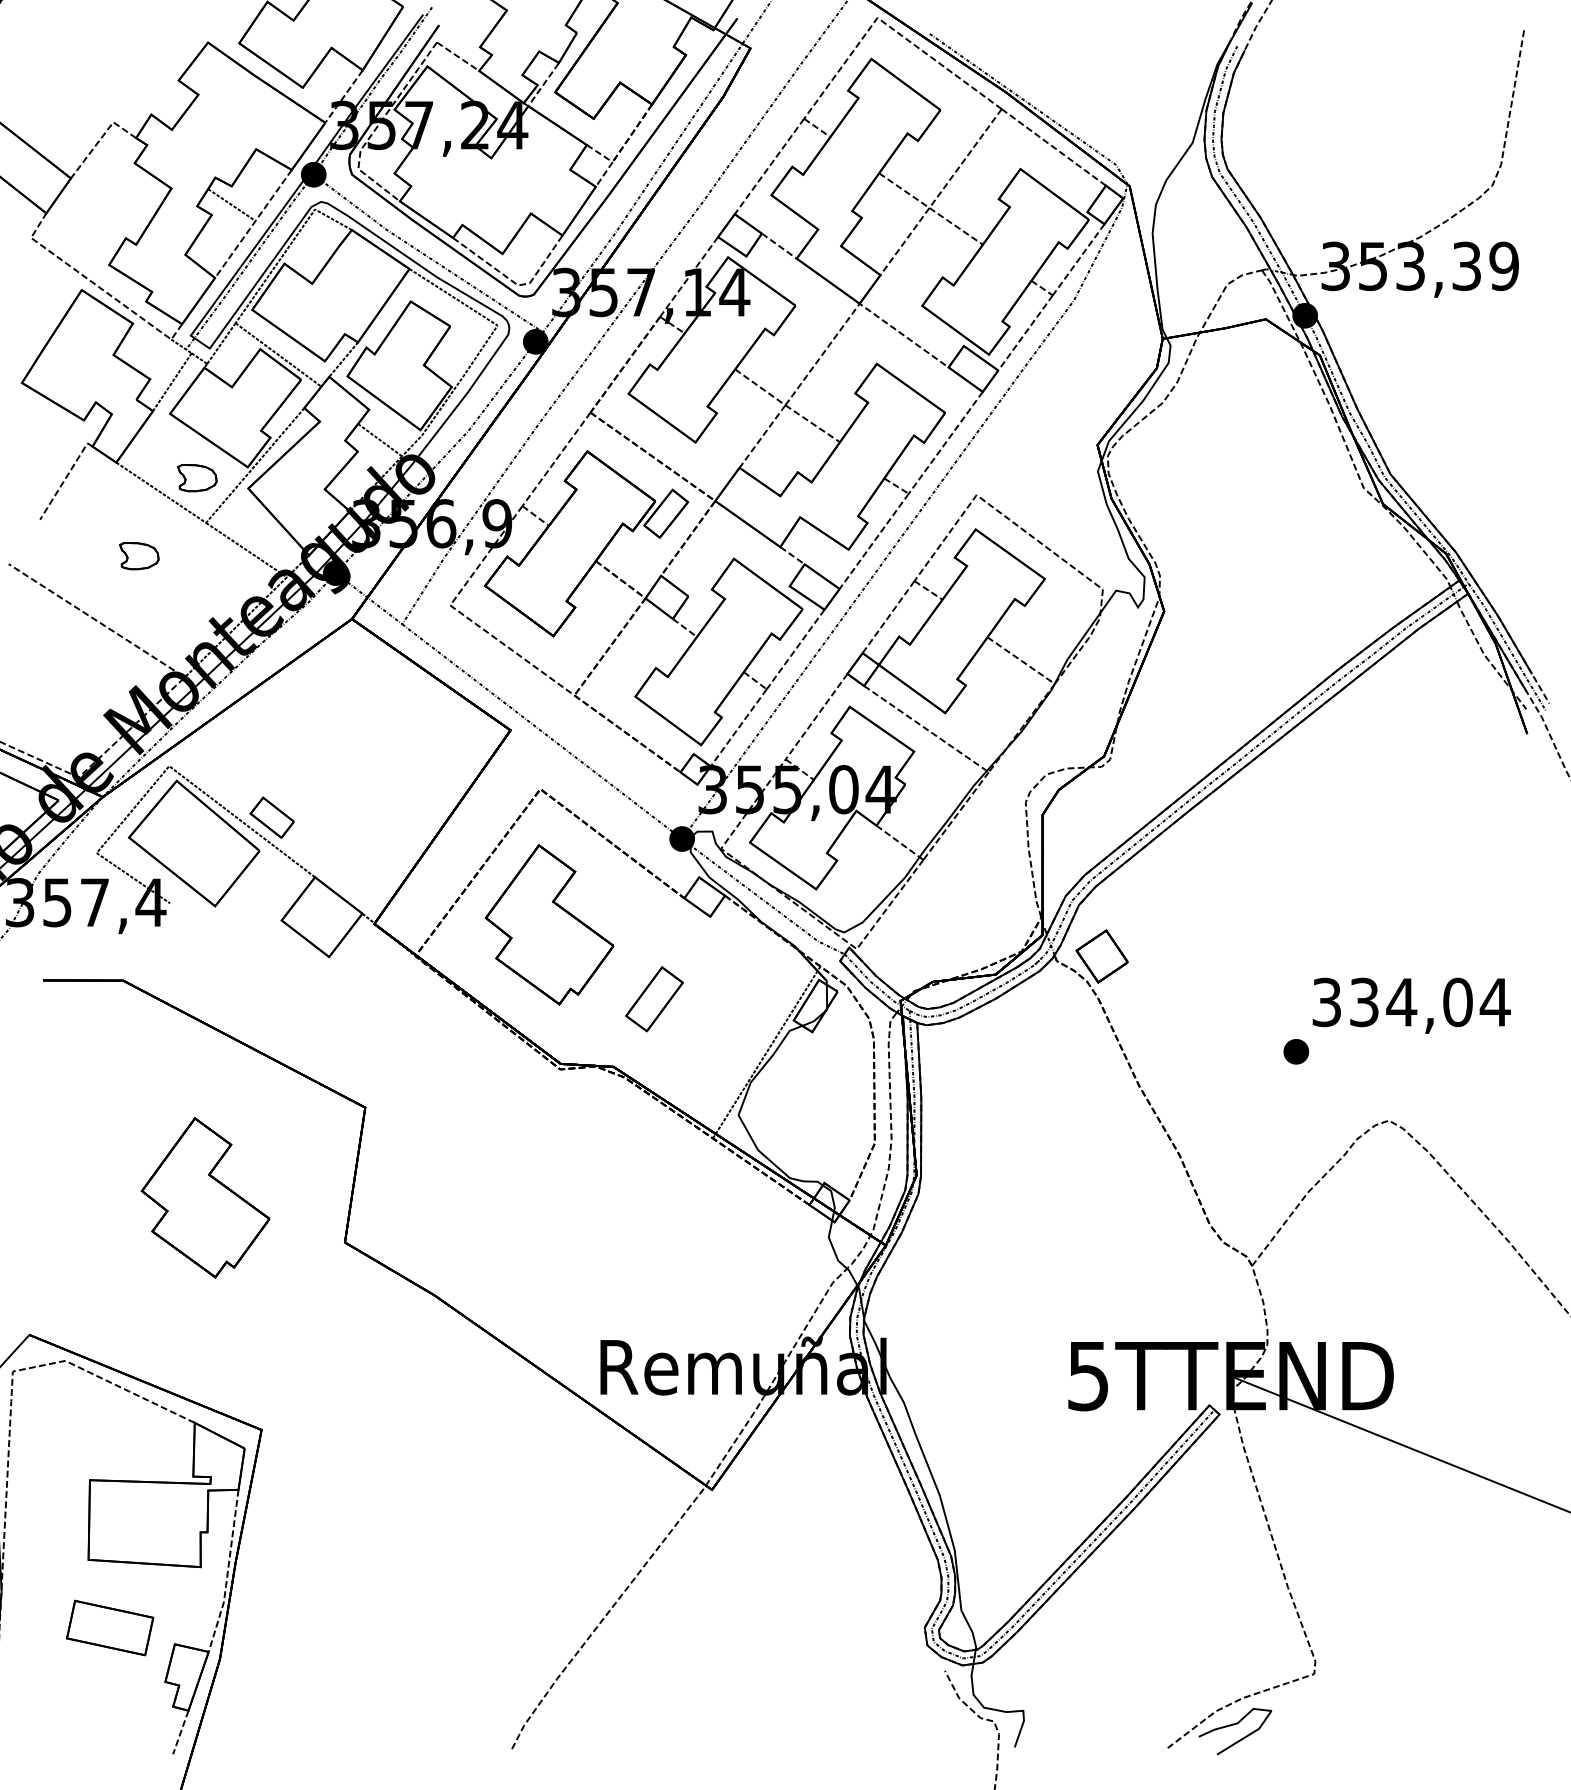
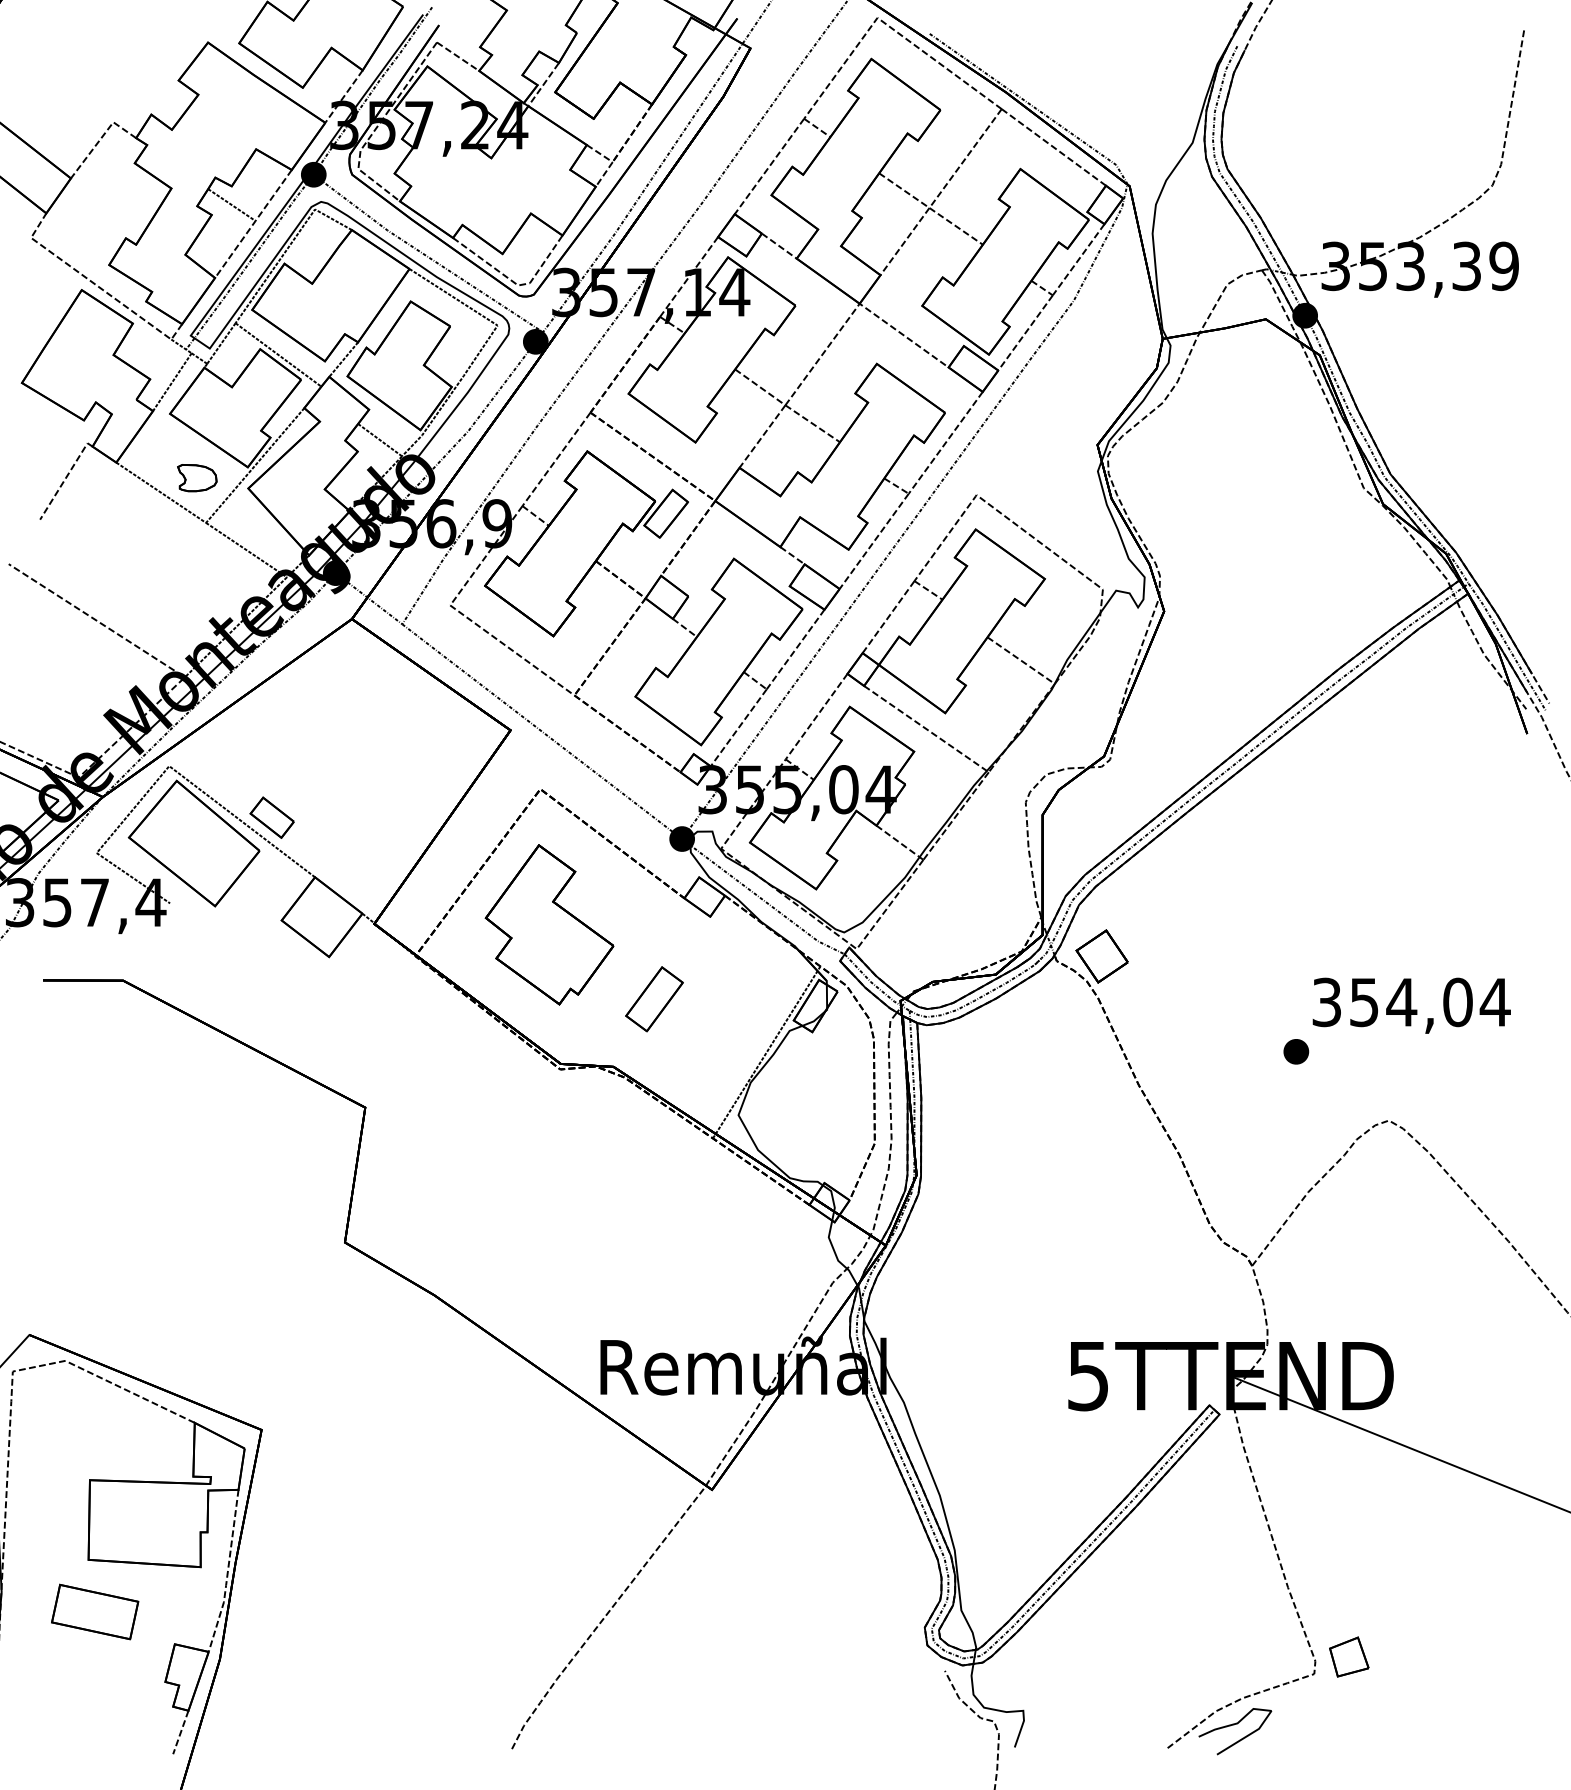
part: present -> none (139, 556)
text: 334,04 -> 354,04 (1364, 1001)
part: present -> none (205, 1197)
part position: (110, 1627) -> (95, 1611) (95, 1611)
part: none -> present (1349, 1656)
